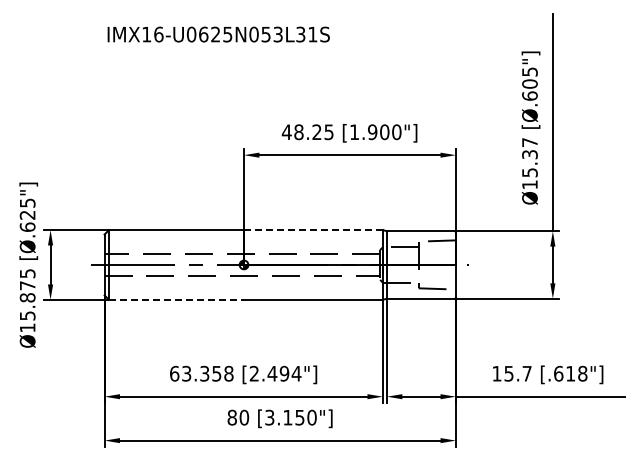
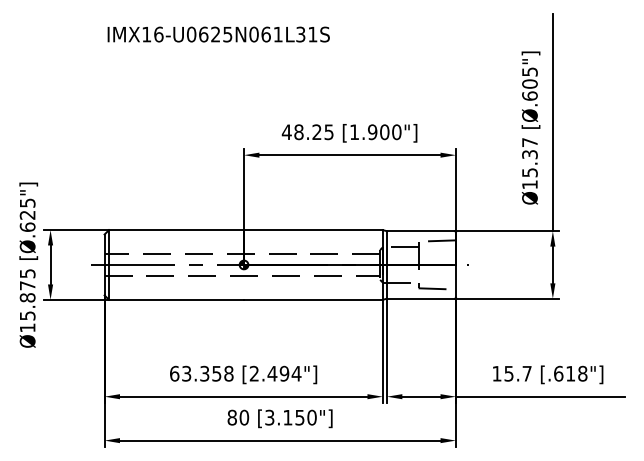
text: IMX16-U0625N053L31S -> IMX16-U0625N061L31S (271, 34)
line: dashed -> solid (312, 230)
line: dashed -> solid (176, 299)
